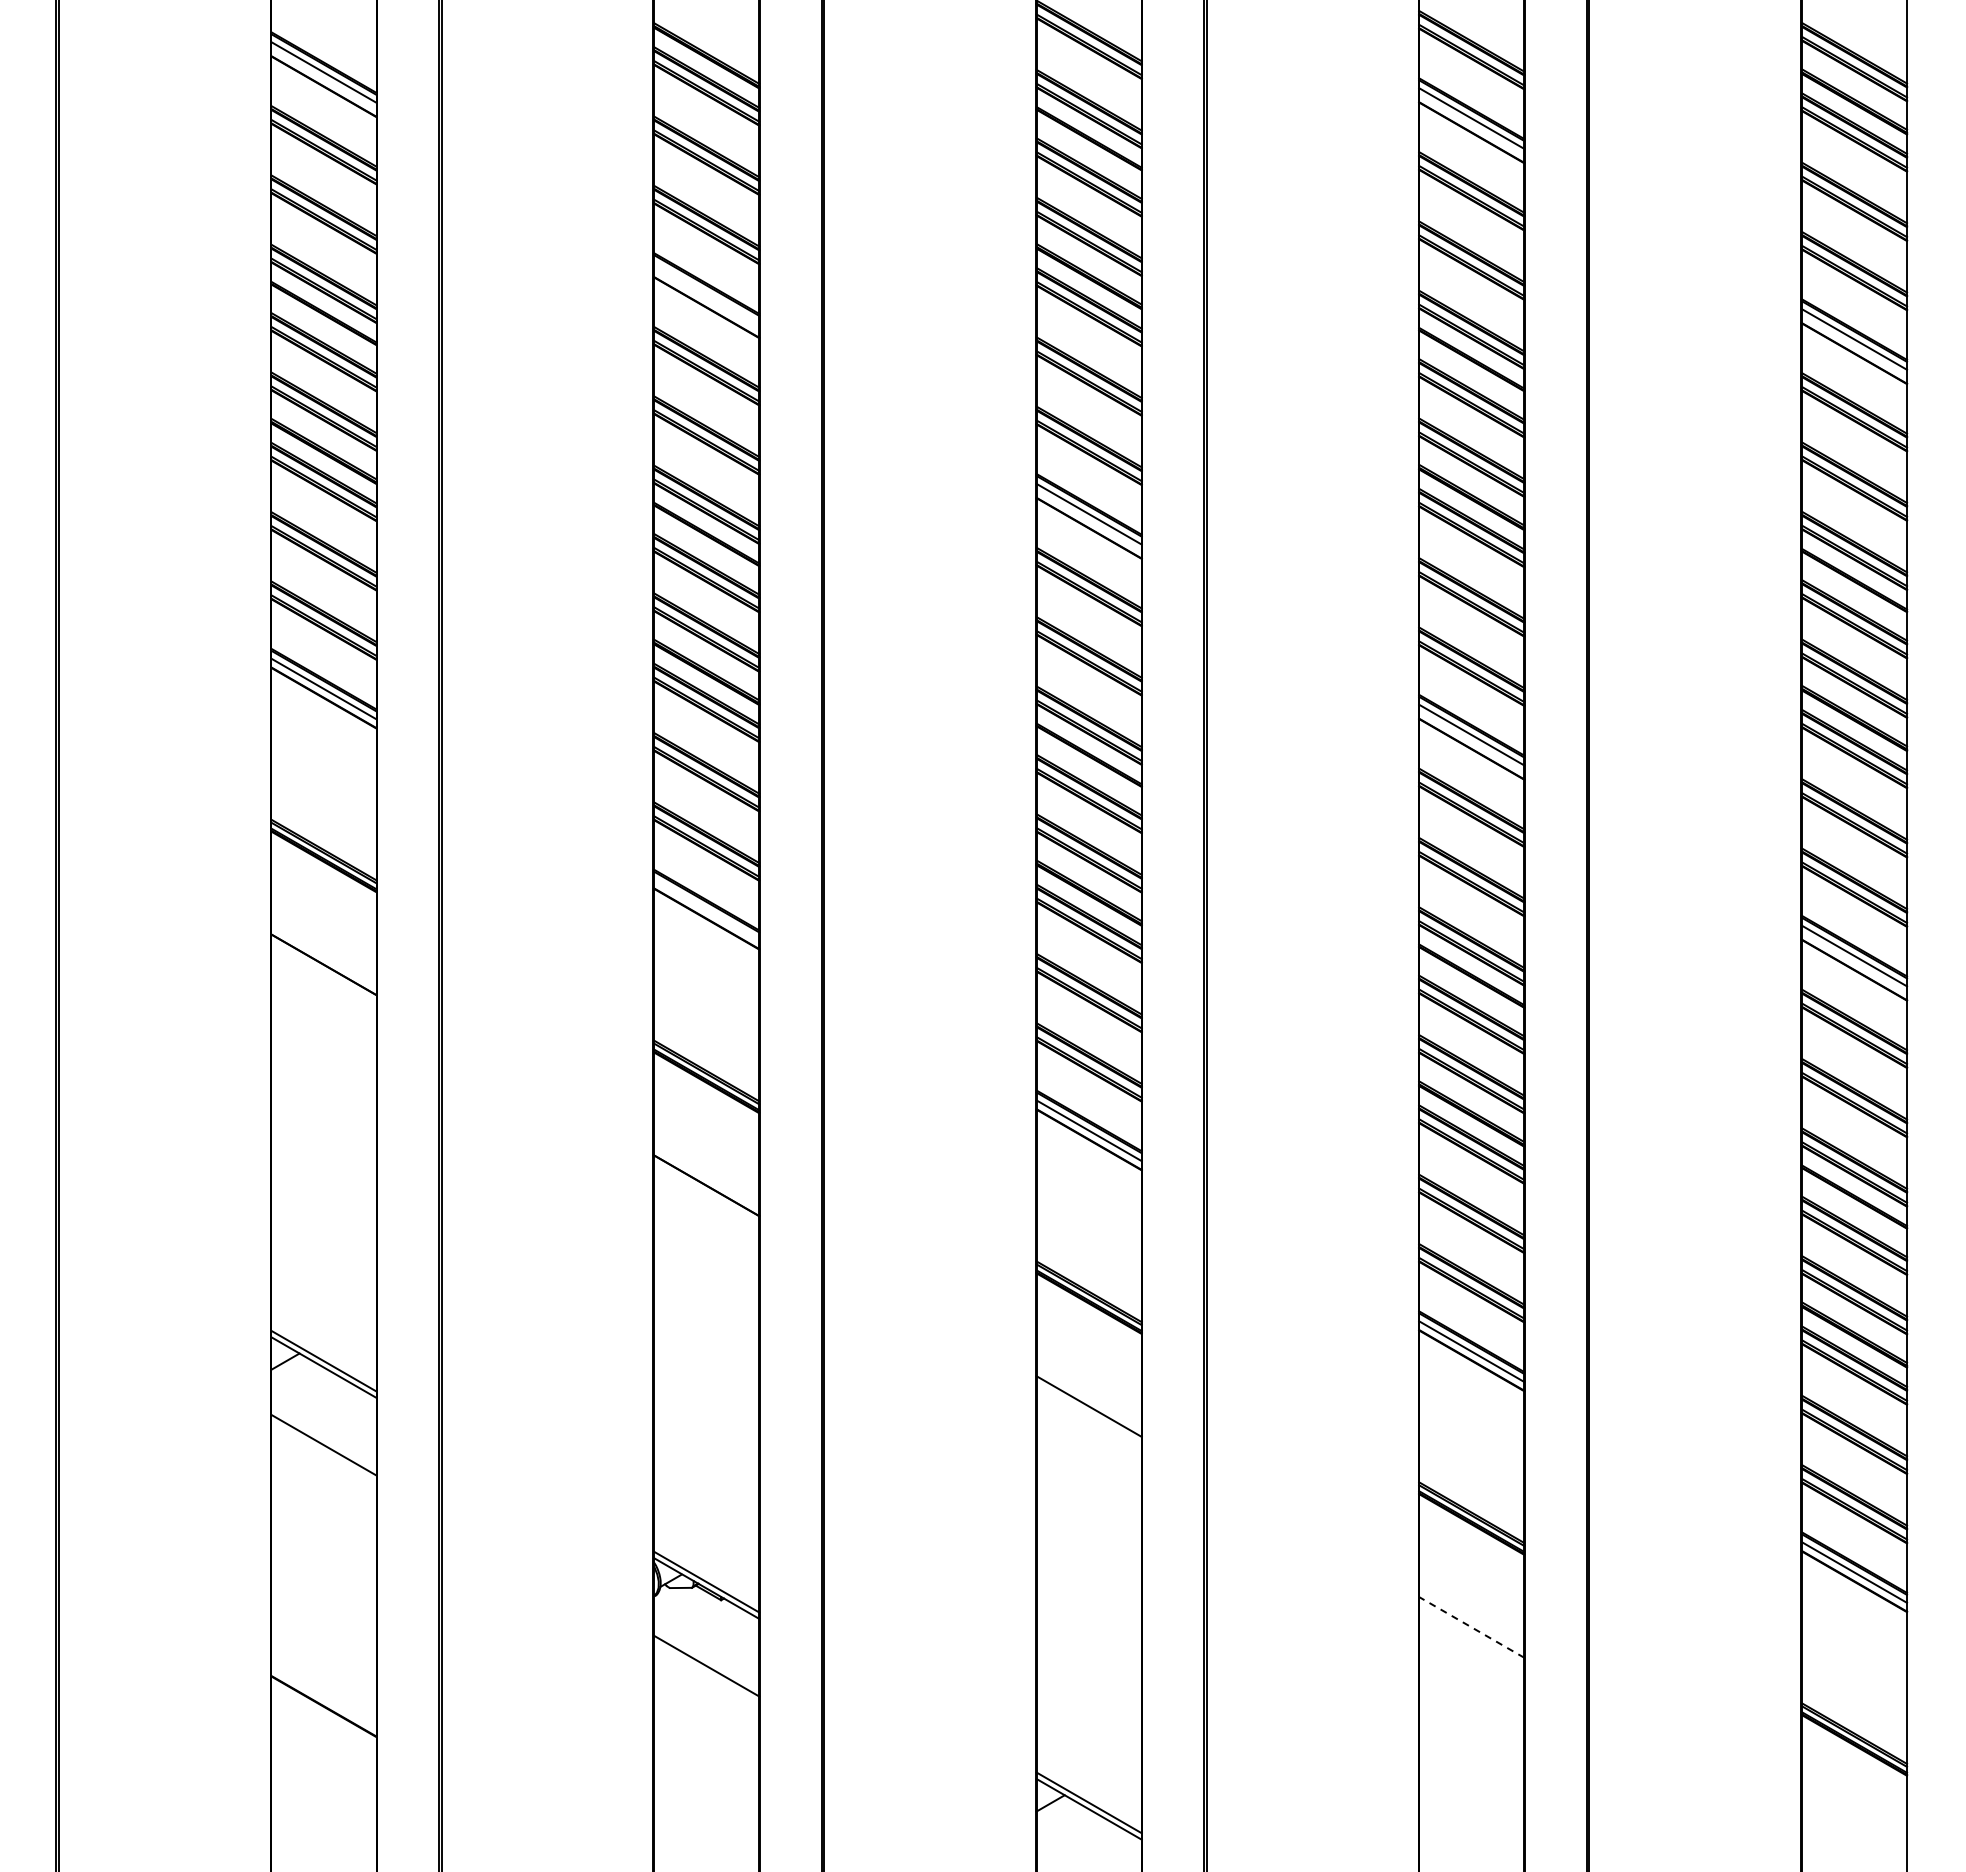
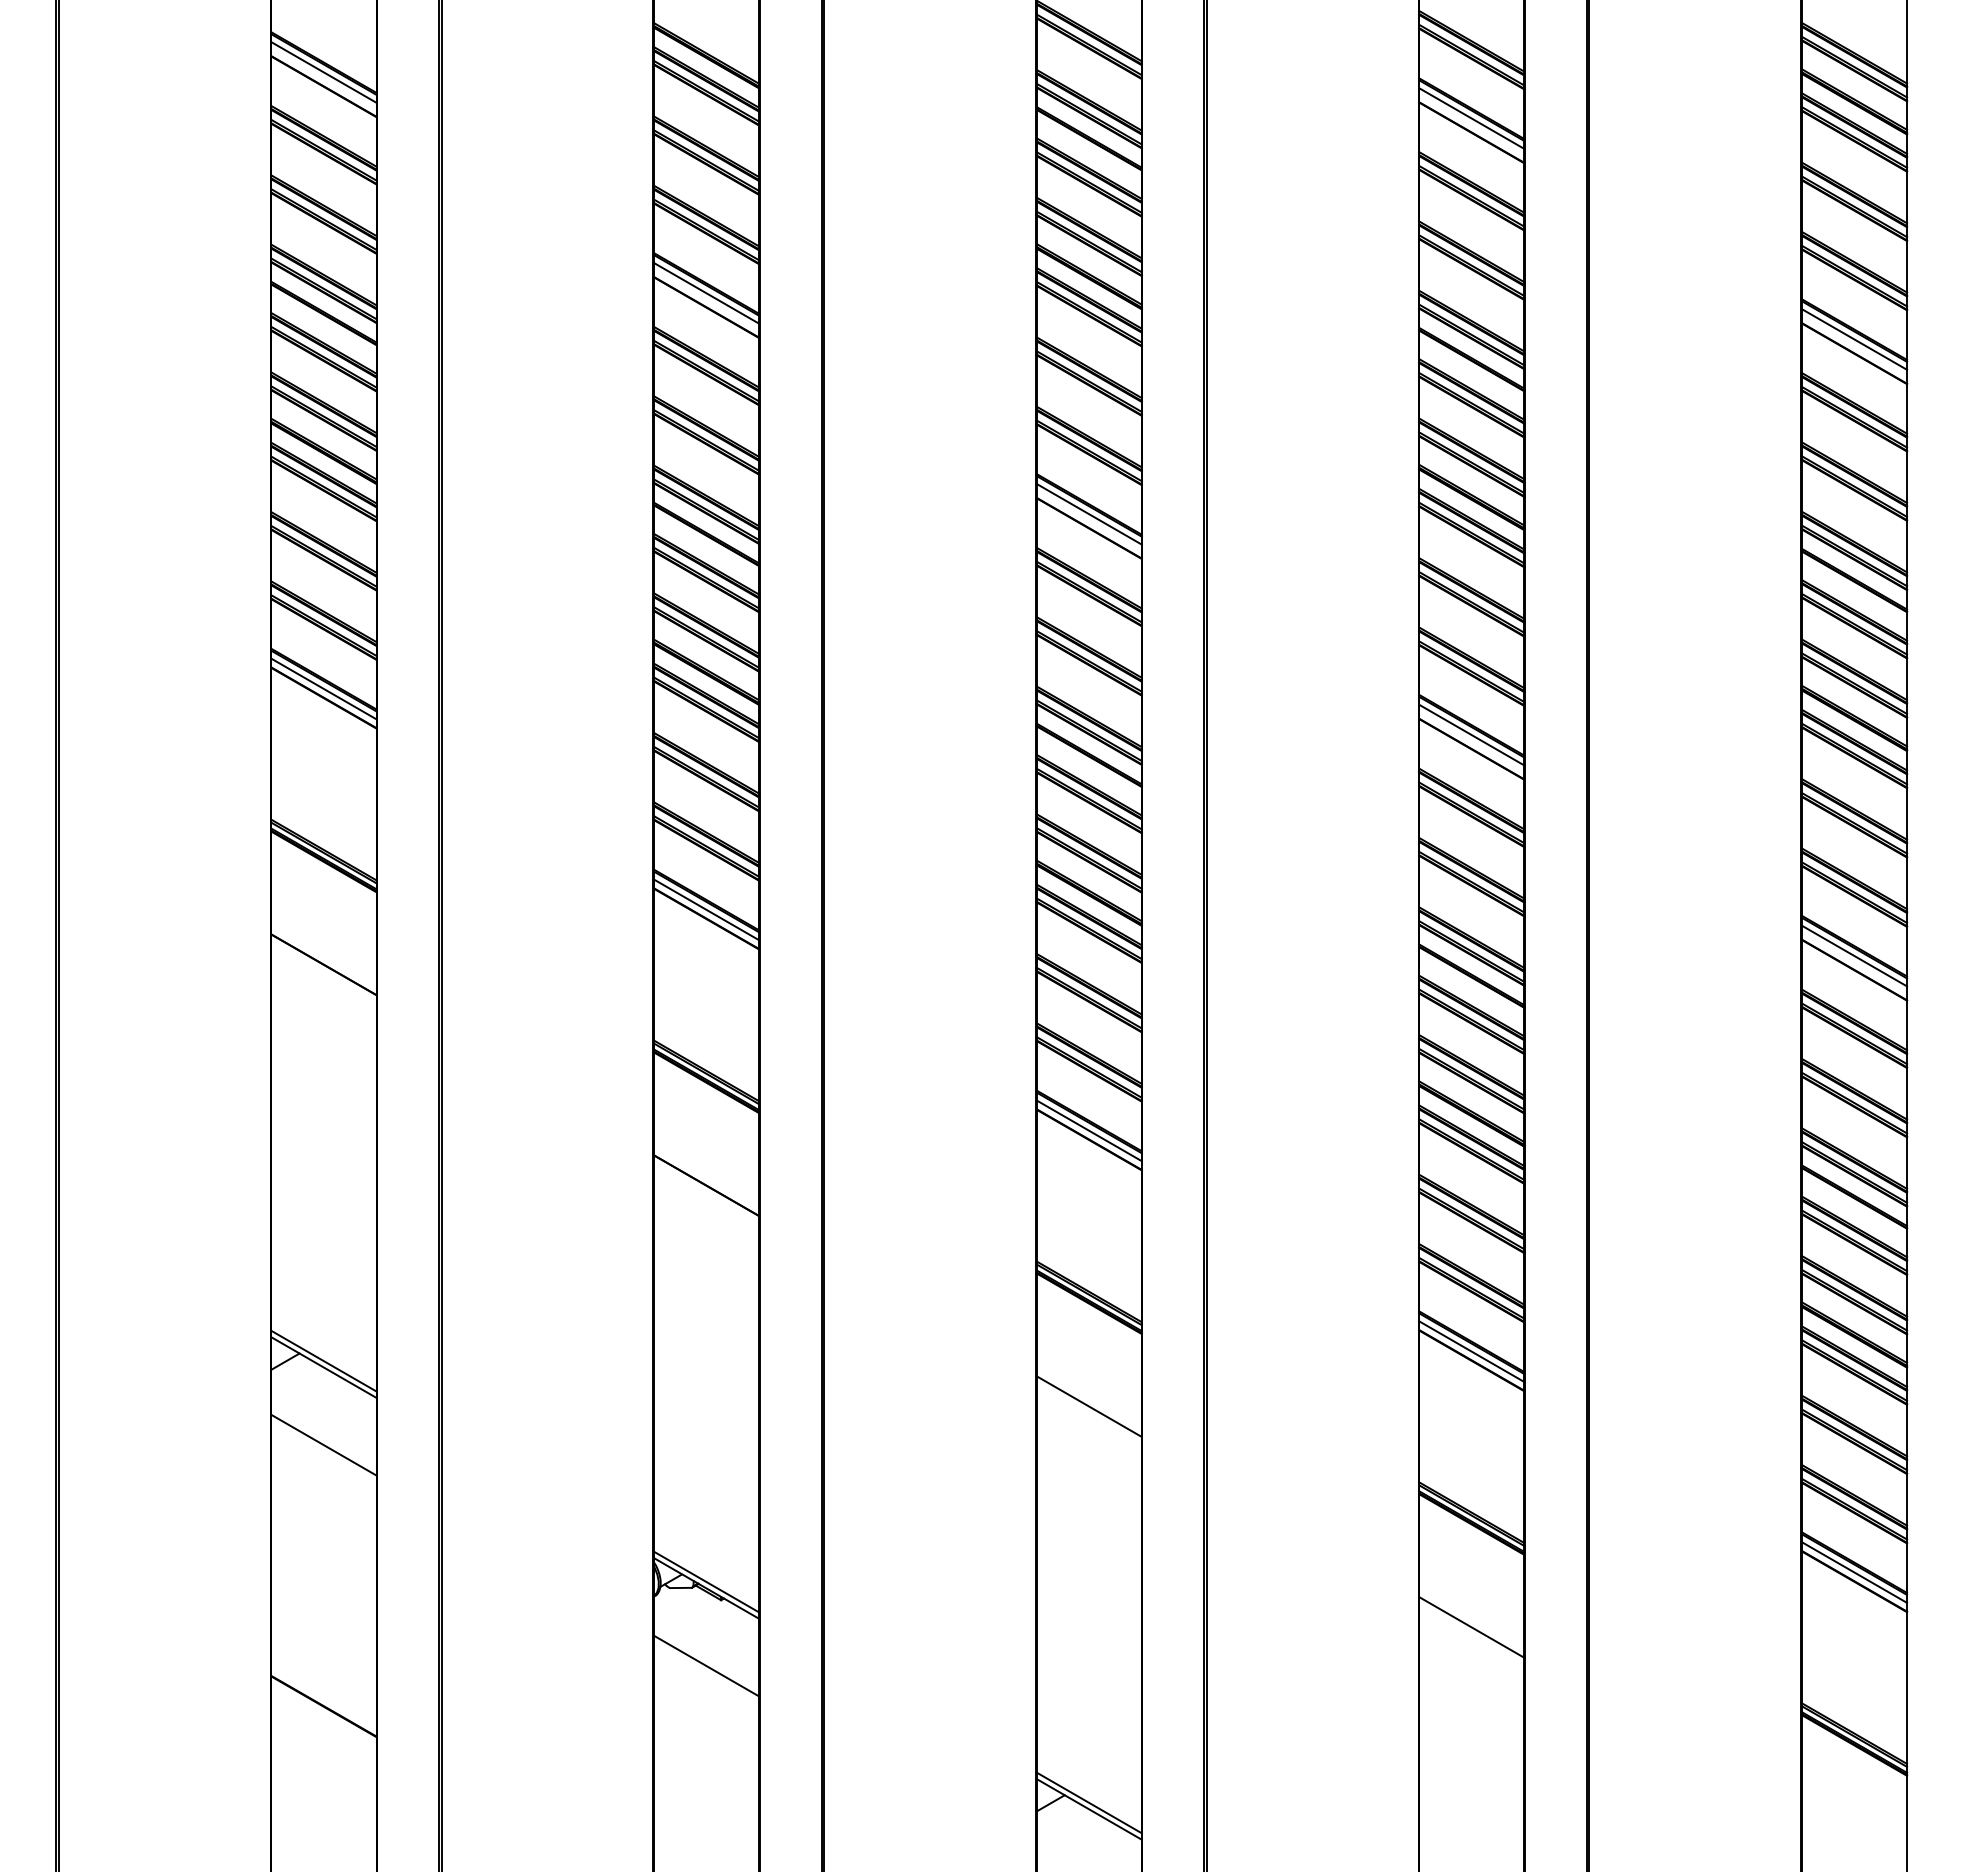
line: none -> present (706, 292)
line: none -> present (706, 909)
line: dashed -> solid (1471, 1627)
